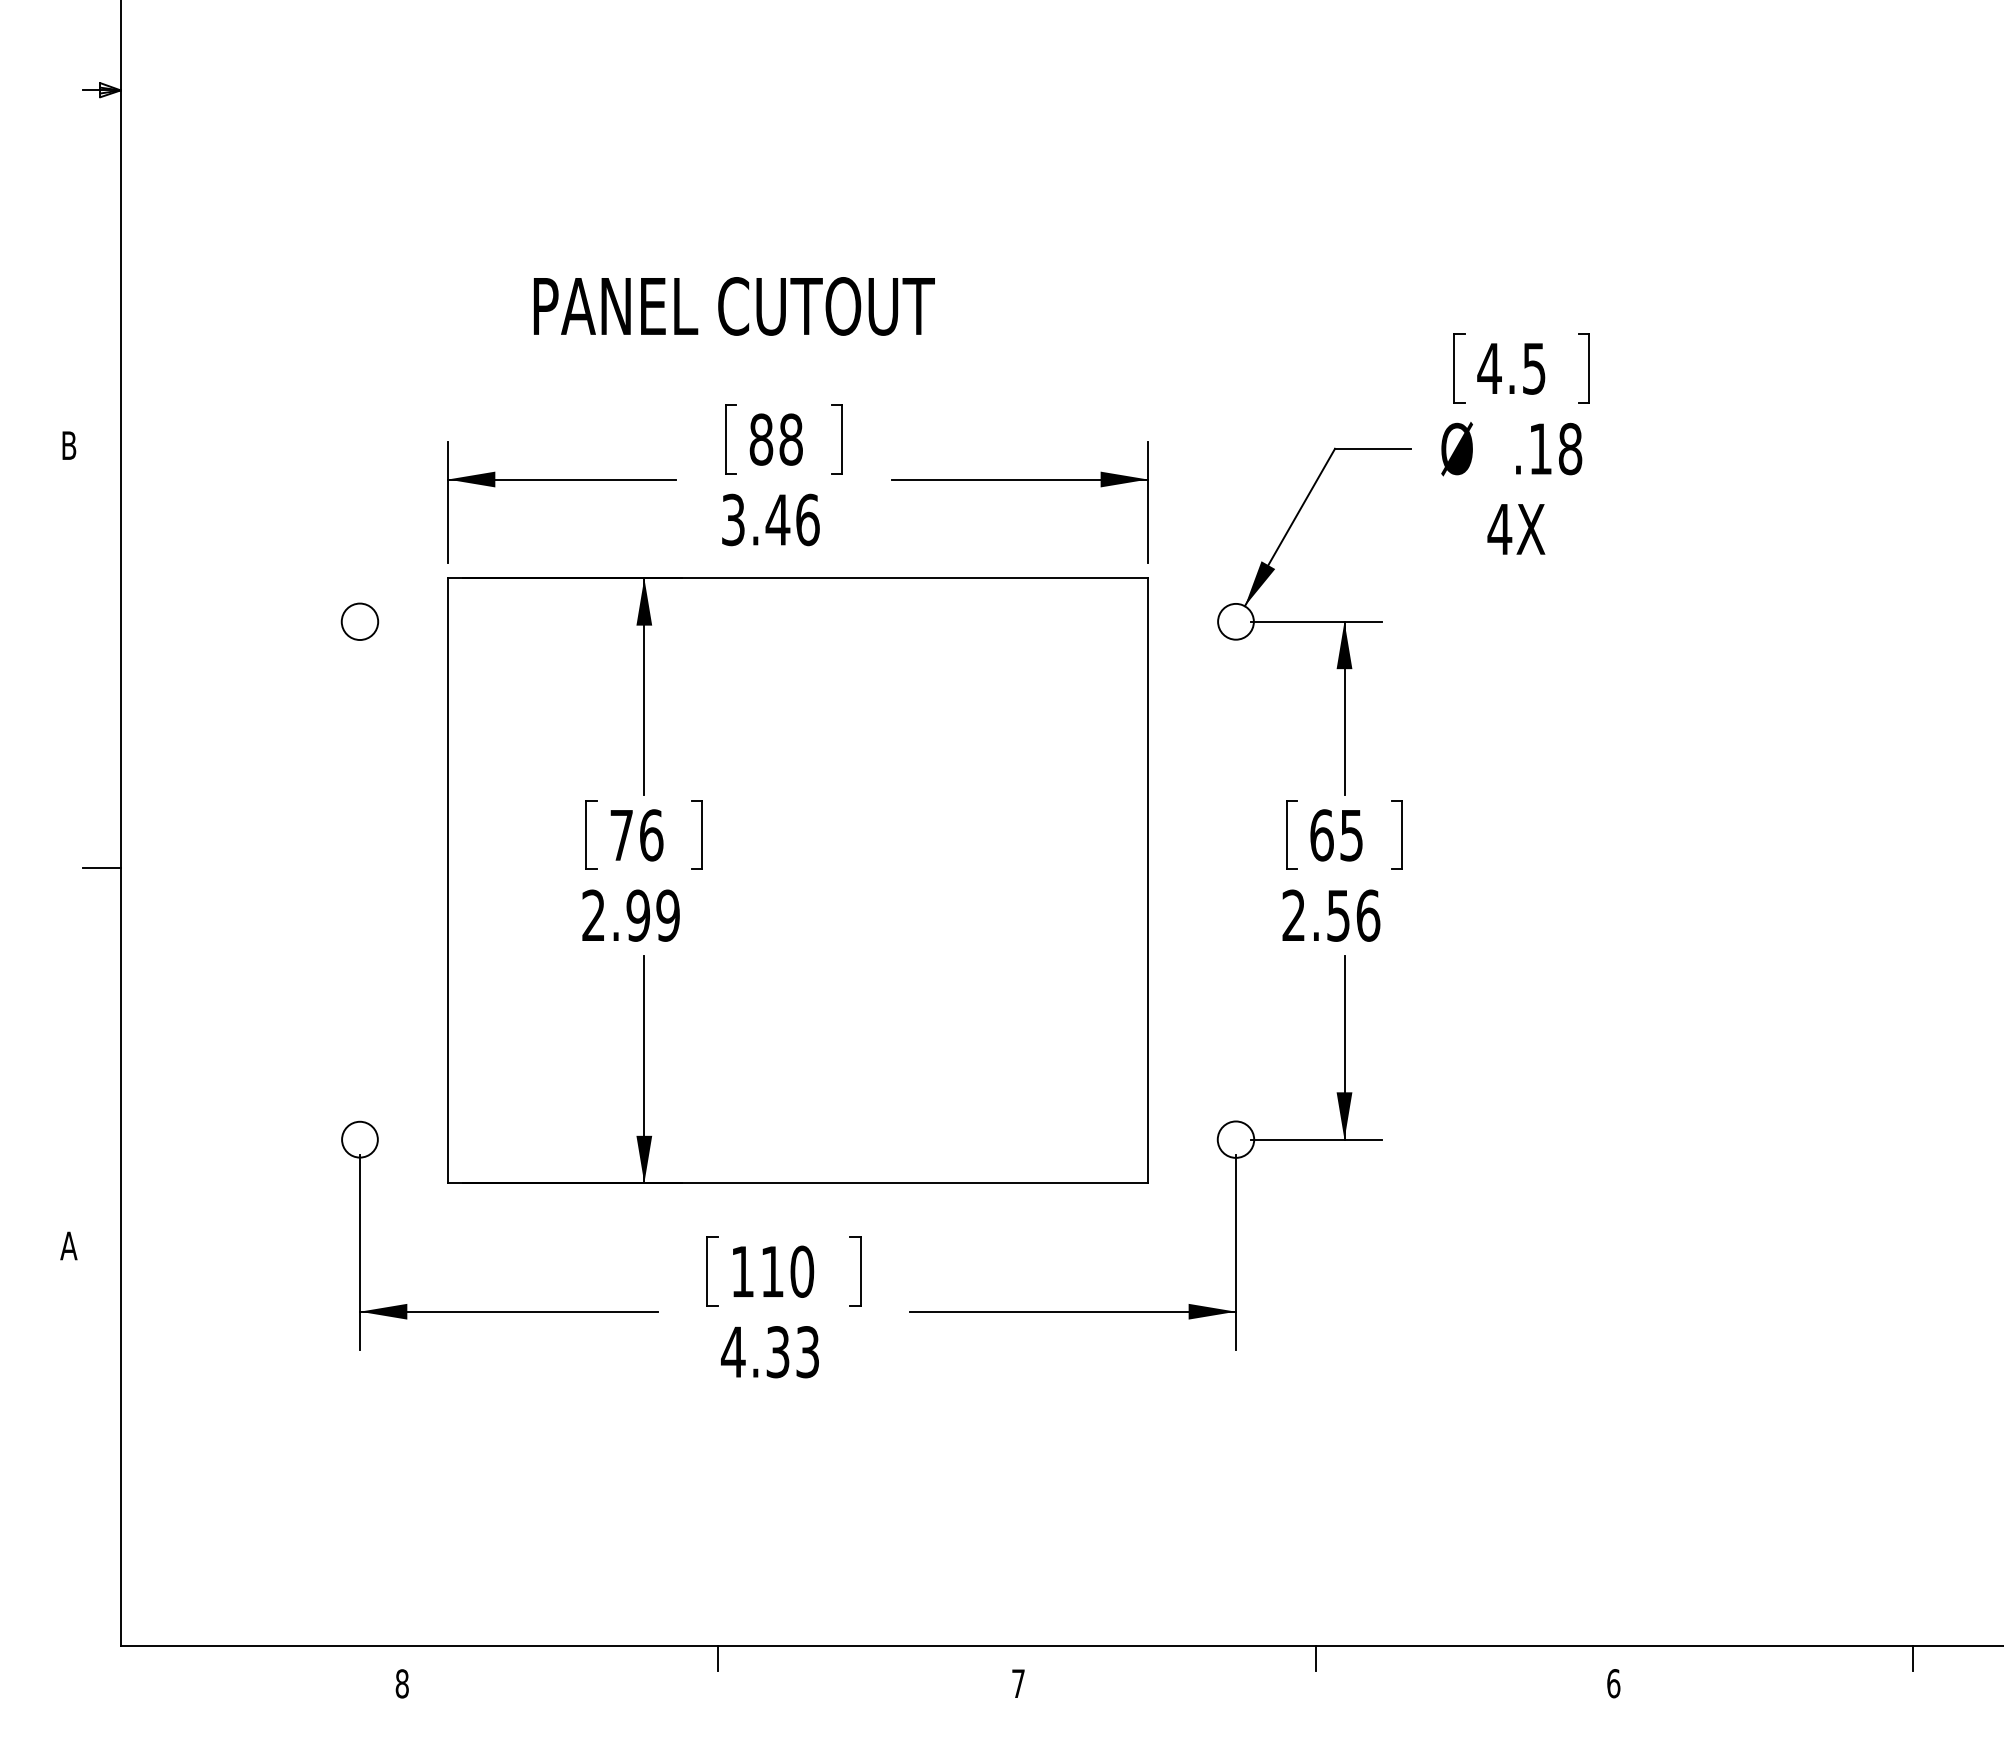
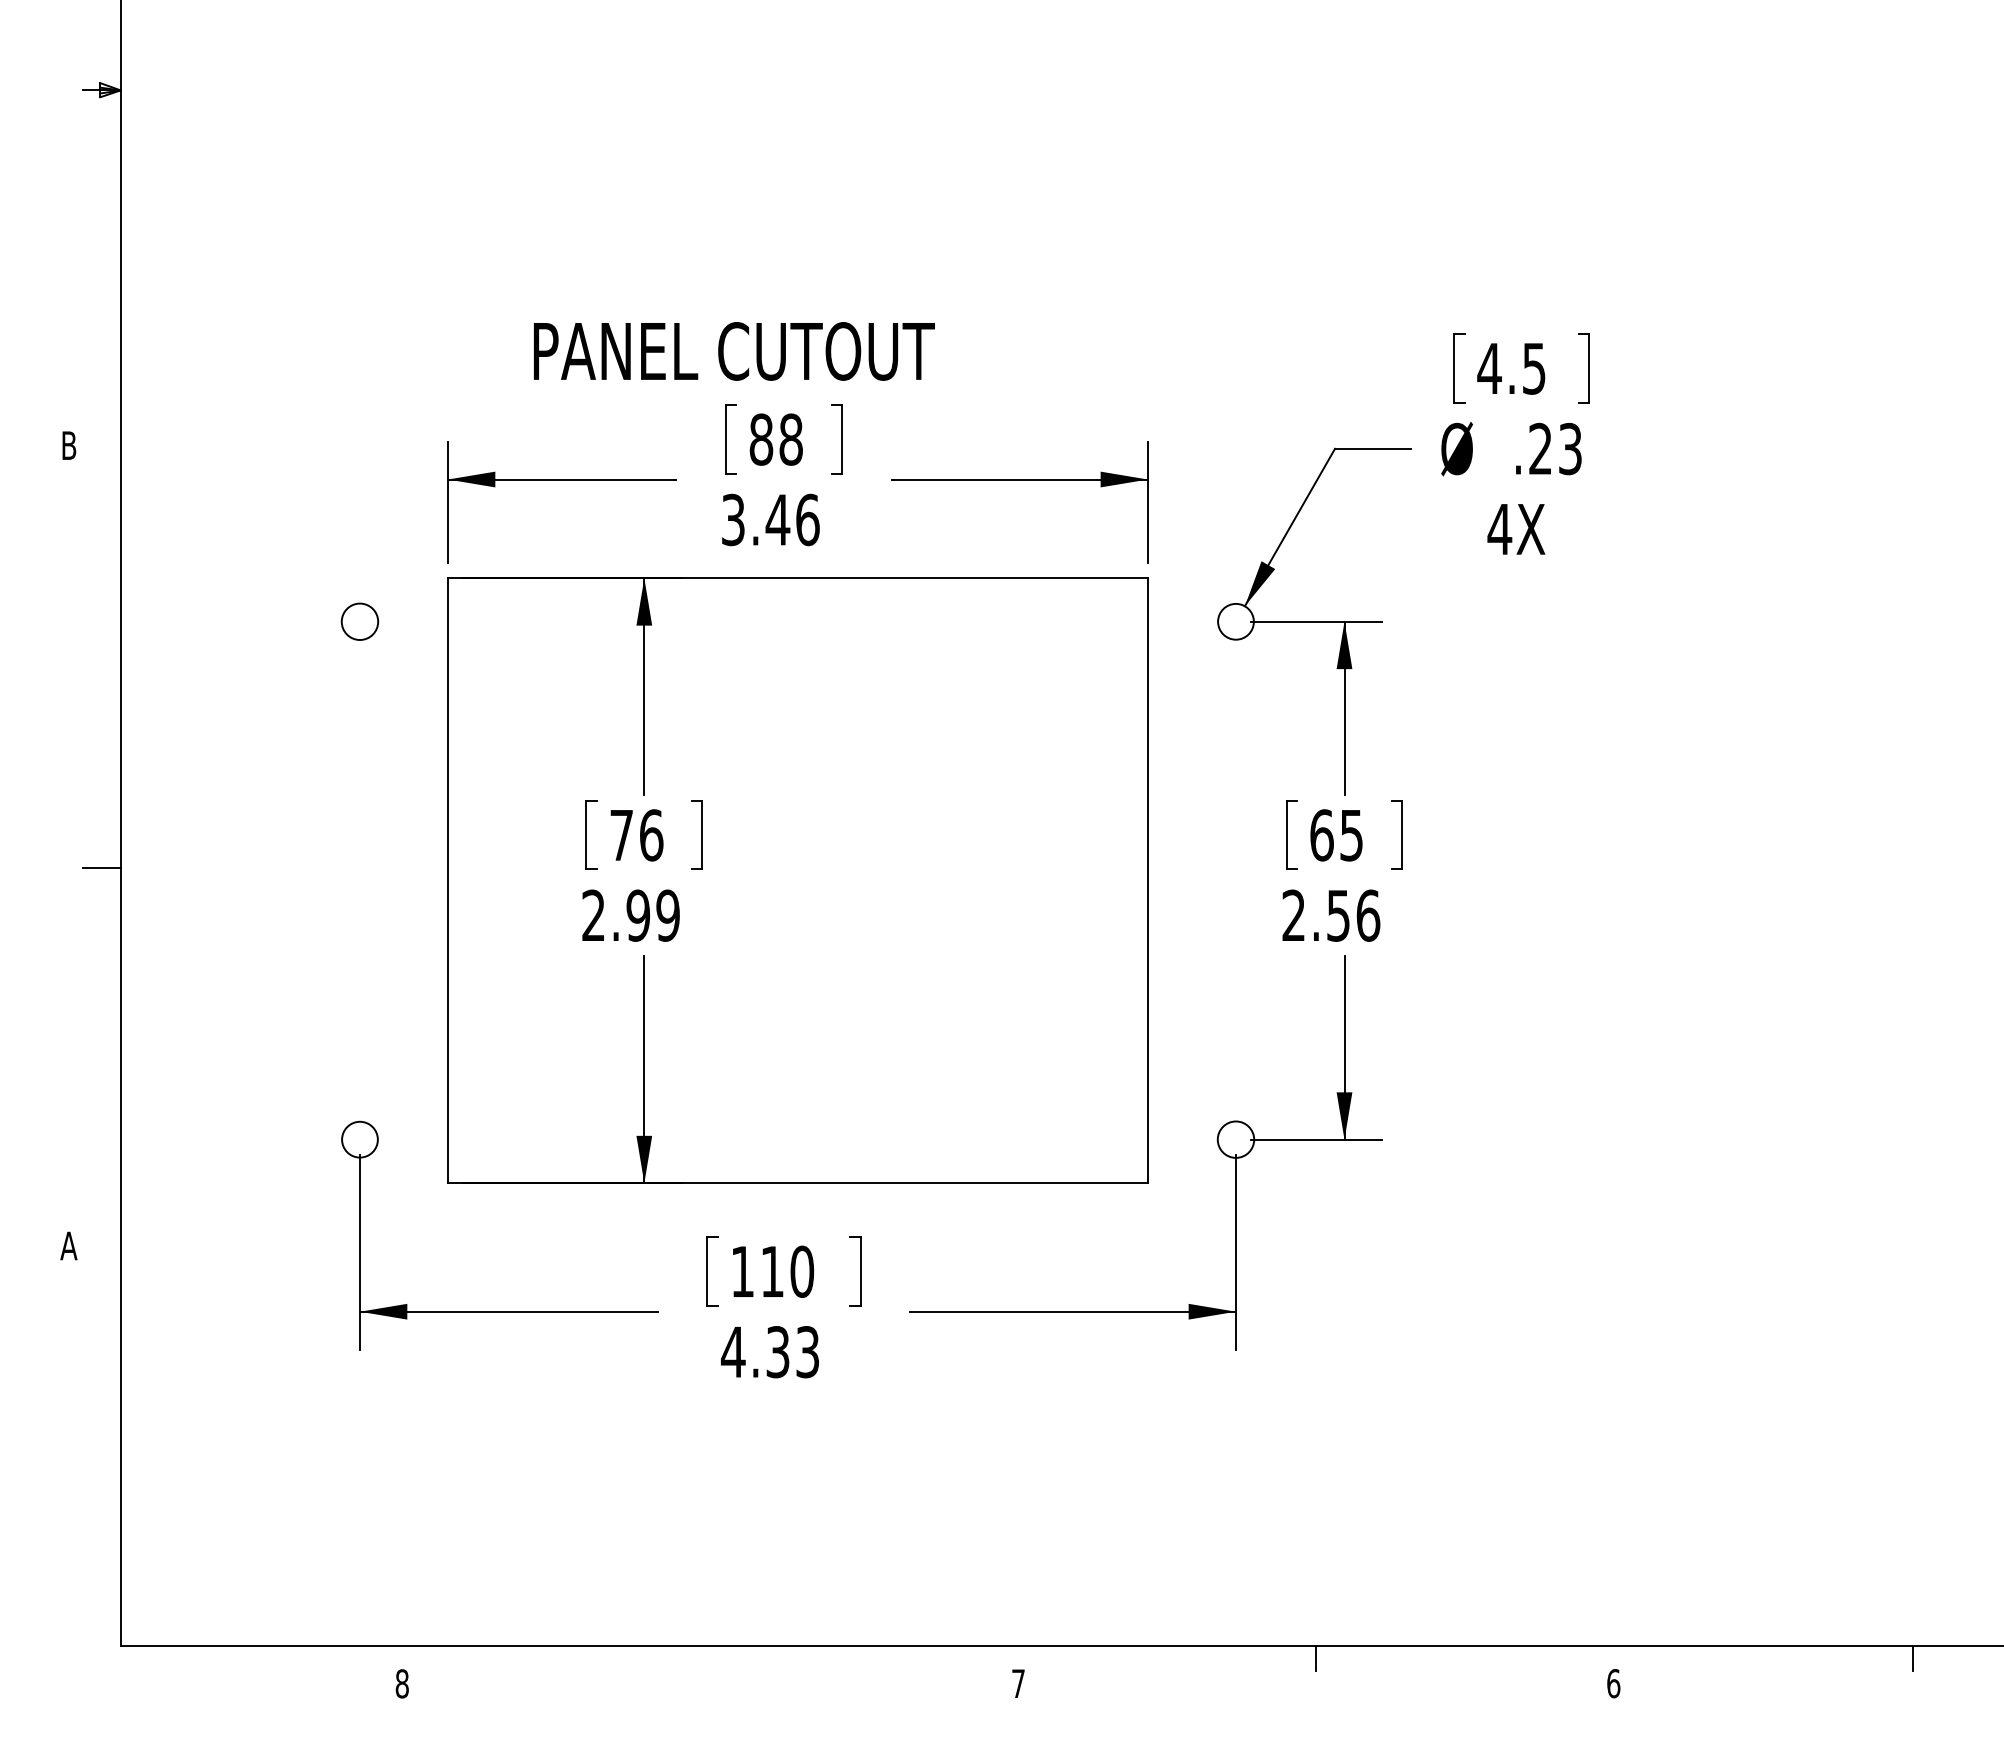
text position: (734, 306) -> (734, 351) (734, 351)
text: .18 -> .23 (1555, 448)
line: present -> none (718, 1658)
